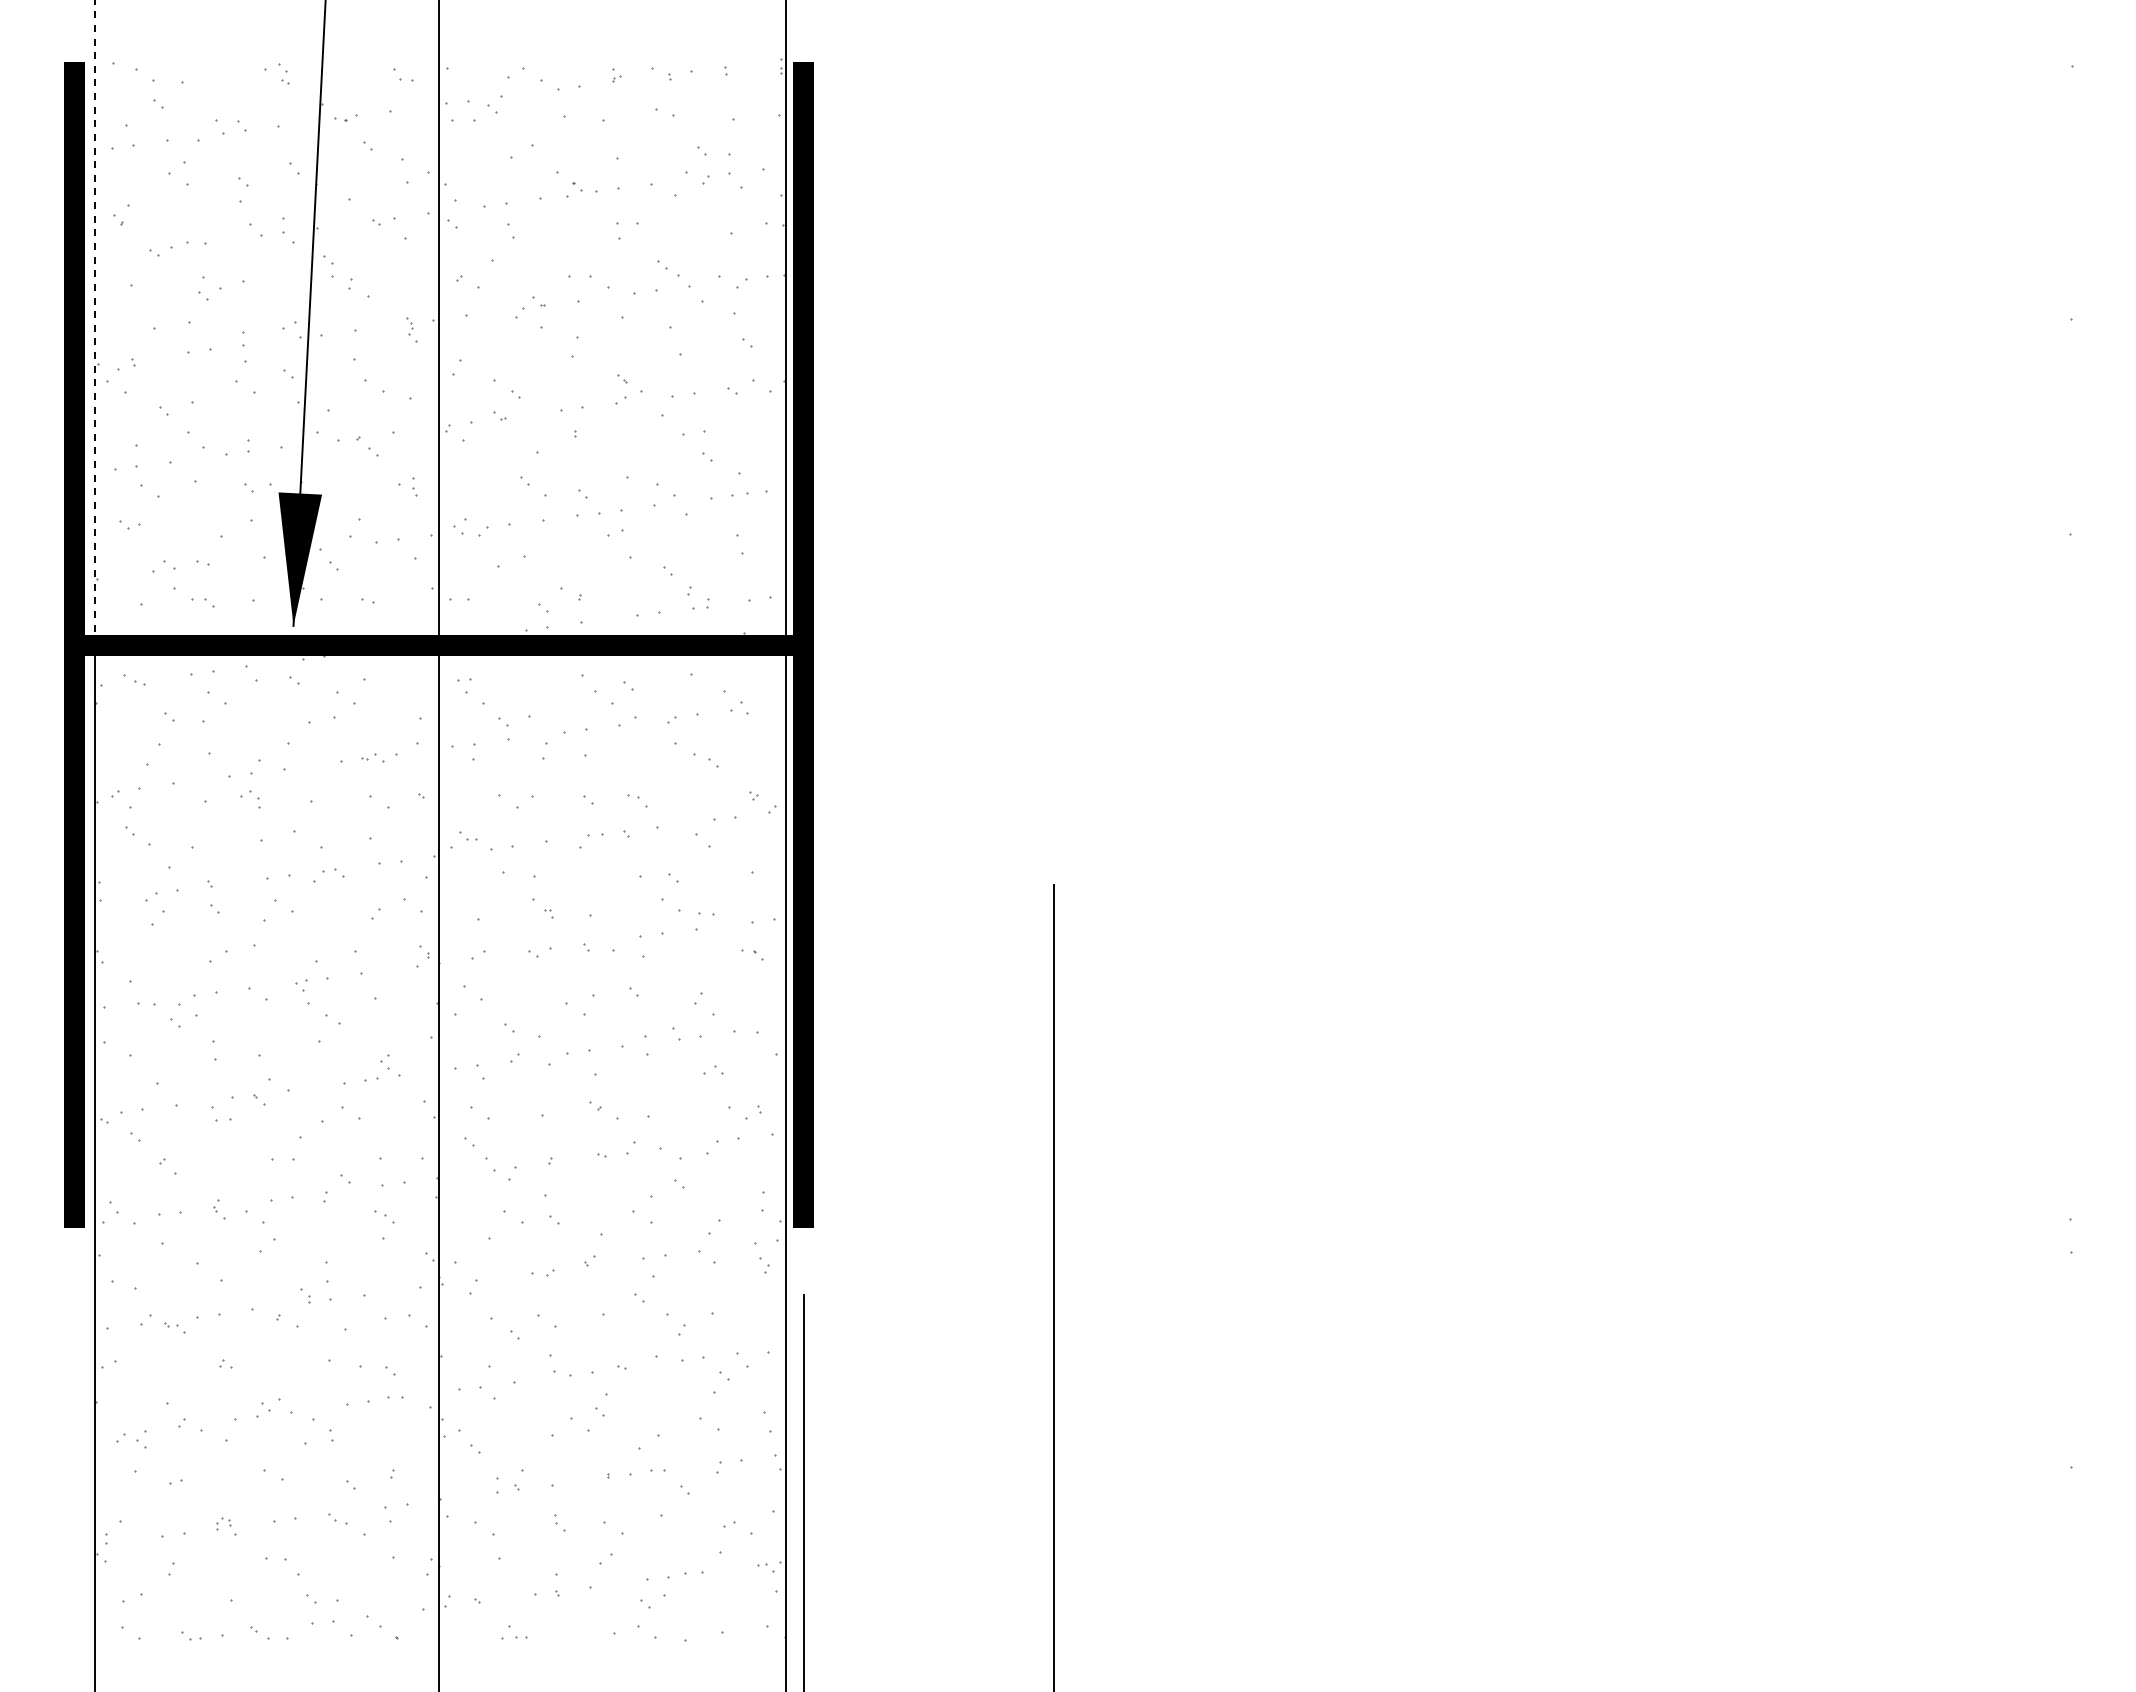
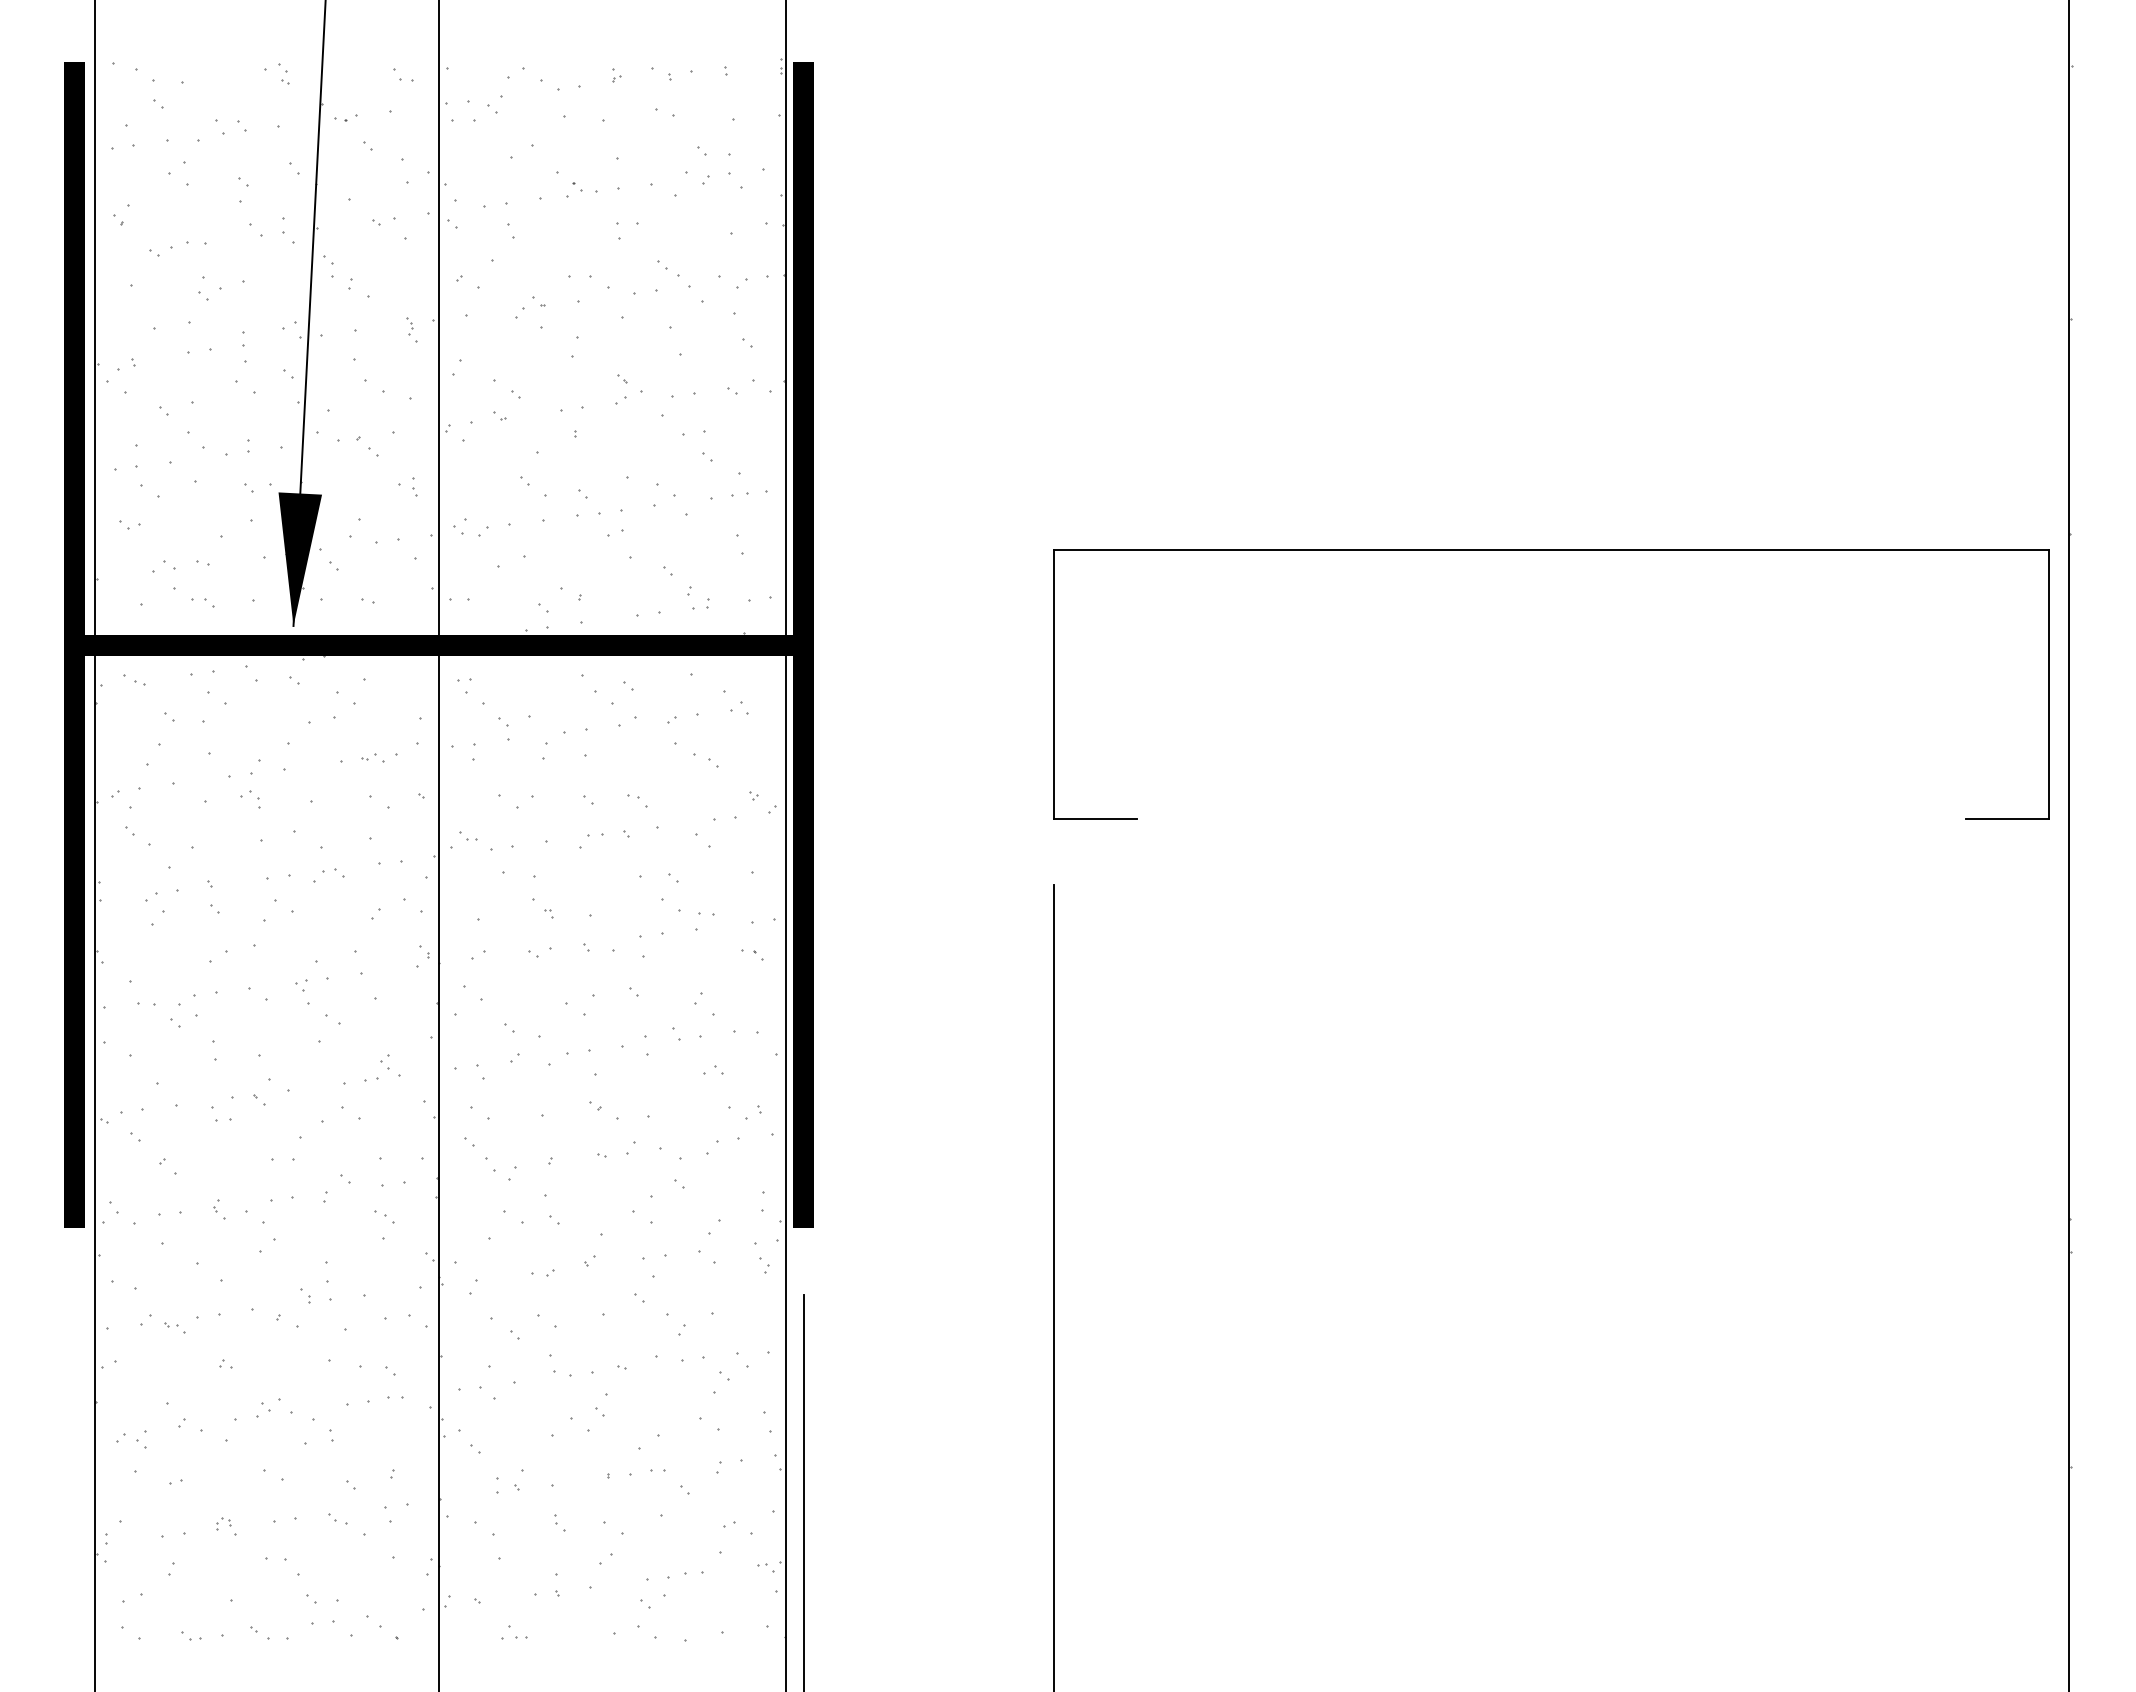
line: dashed -> solid (95, 322)
part: none -> present (1551, 550)
line: none -> present (2069, 845)
